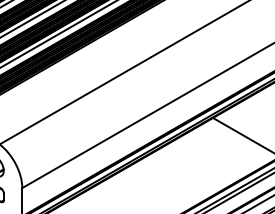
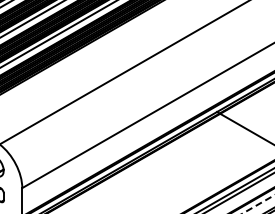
line position: (242, 134) -> (244, 127) (244, 127)
line: solid -> dashed (257, 204)
